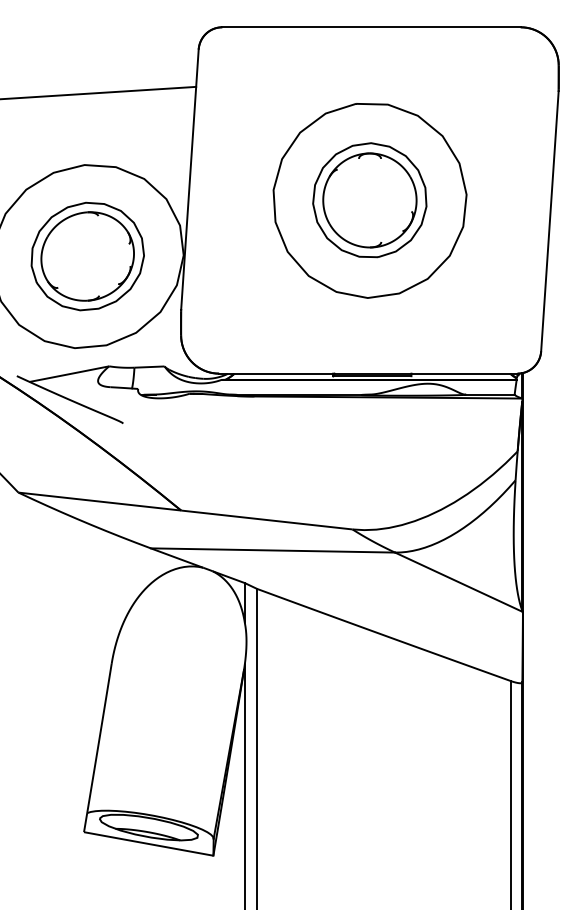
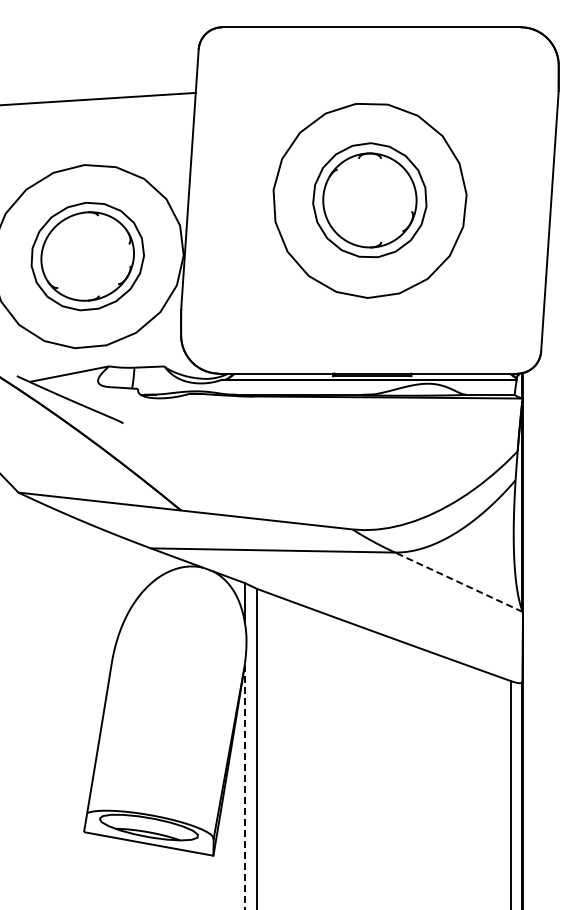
line position: (99, 92) -> (99, 98) (99, 98)
line: solid -> dashed (458, 582)
line: solid -> dashed (244, 786)
